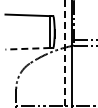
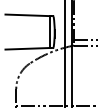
line: dashed -> solid (27, 48)
line: dashed -> solid (65, 54)
